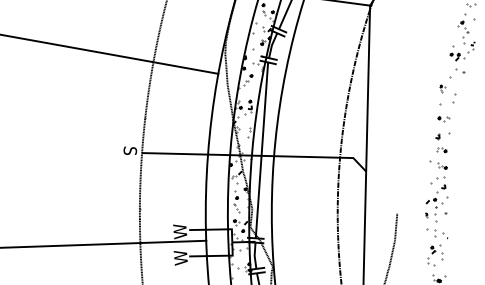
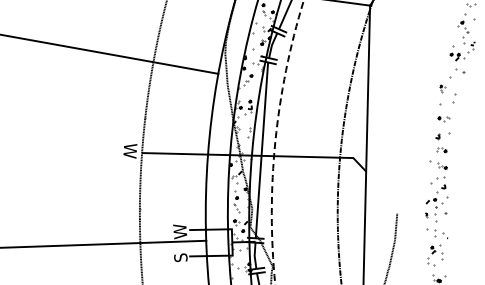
arc: solid -> dashed (275, 139)
text: S -> W (130, 151)
text: W -> S (180, 258)
